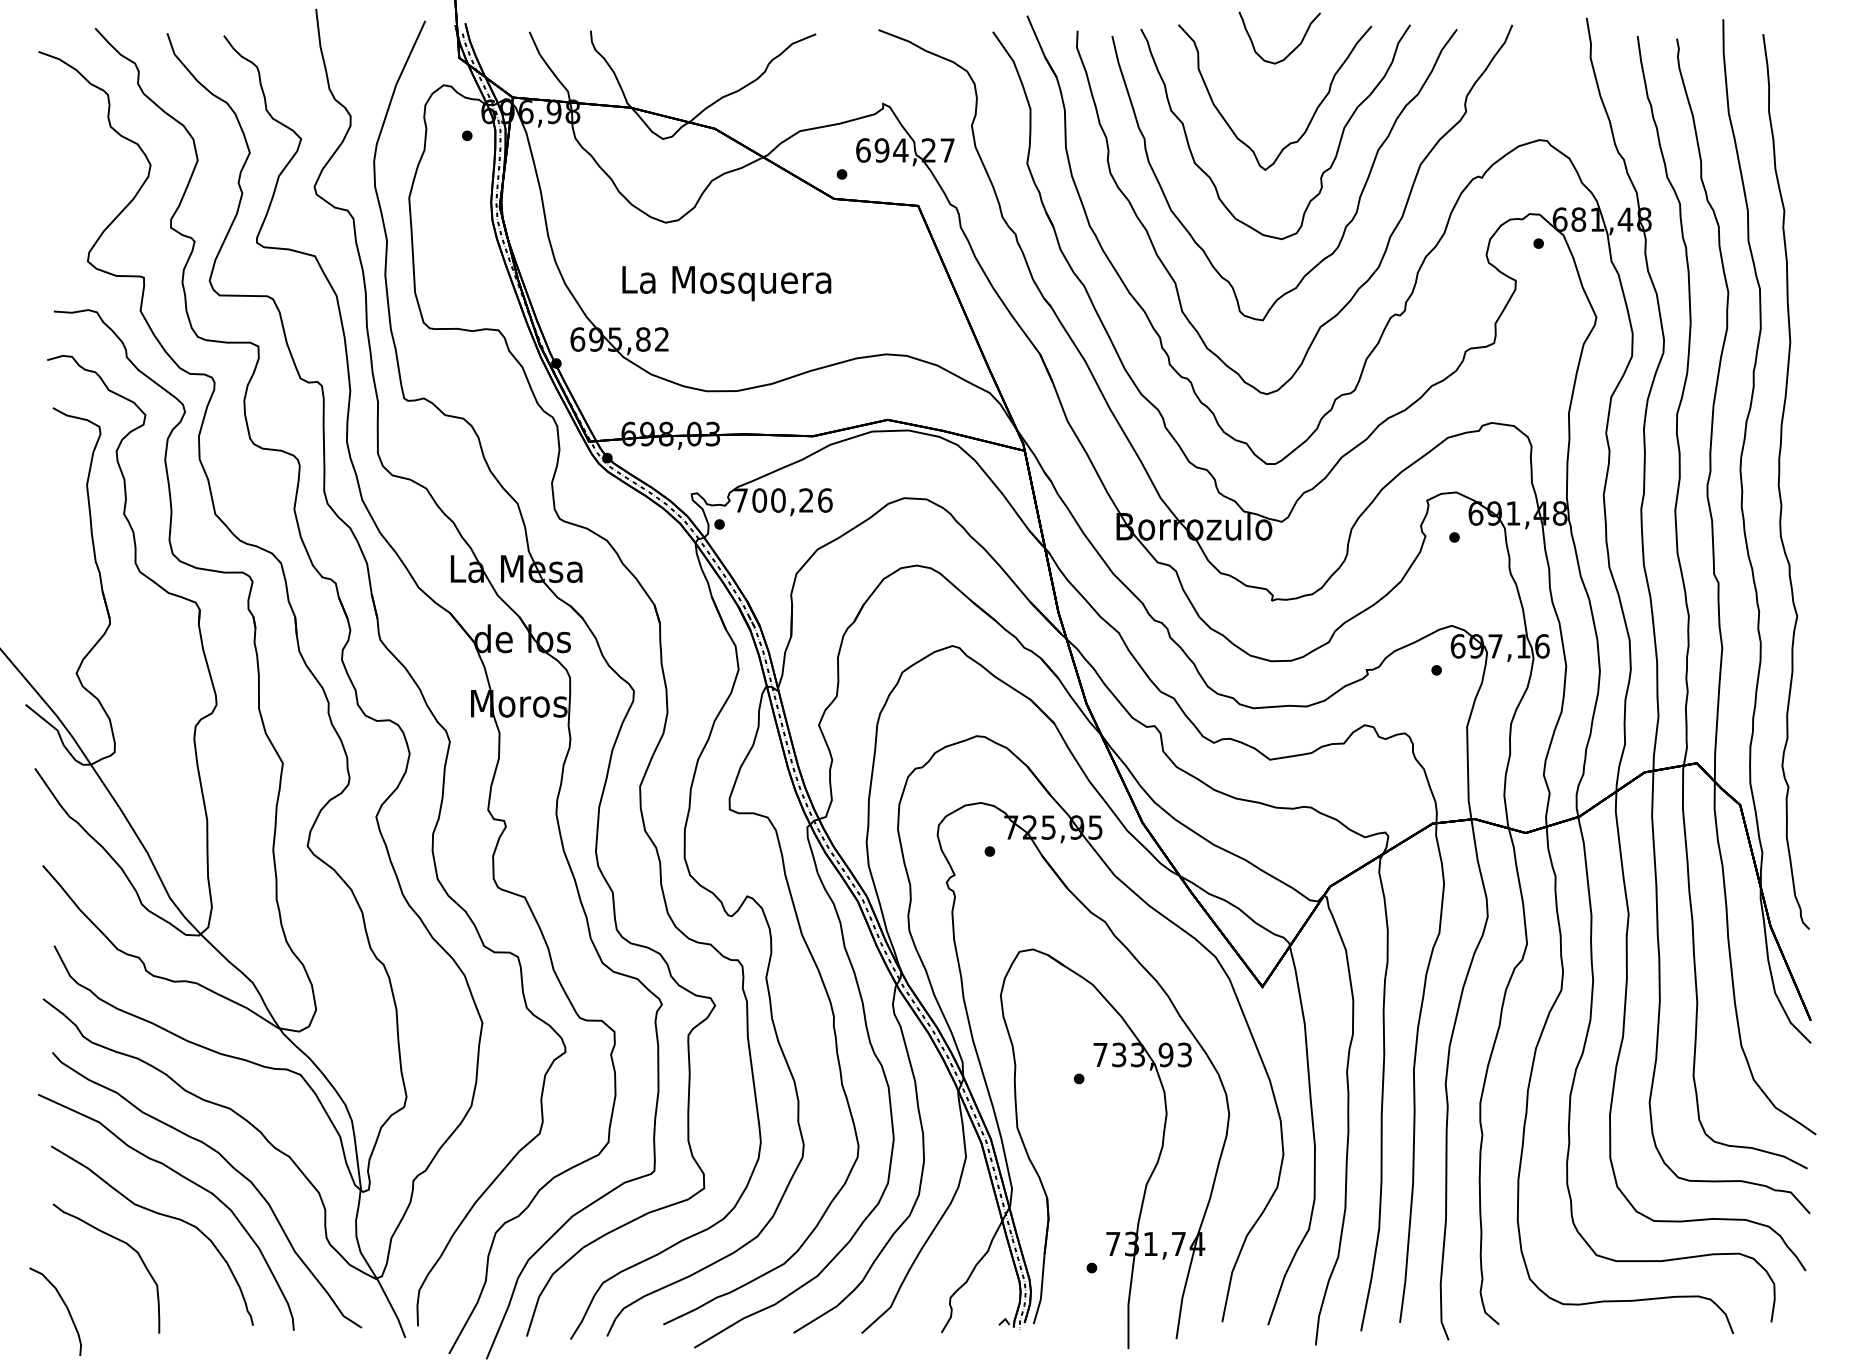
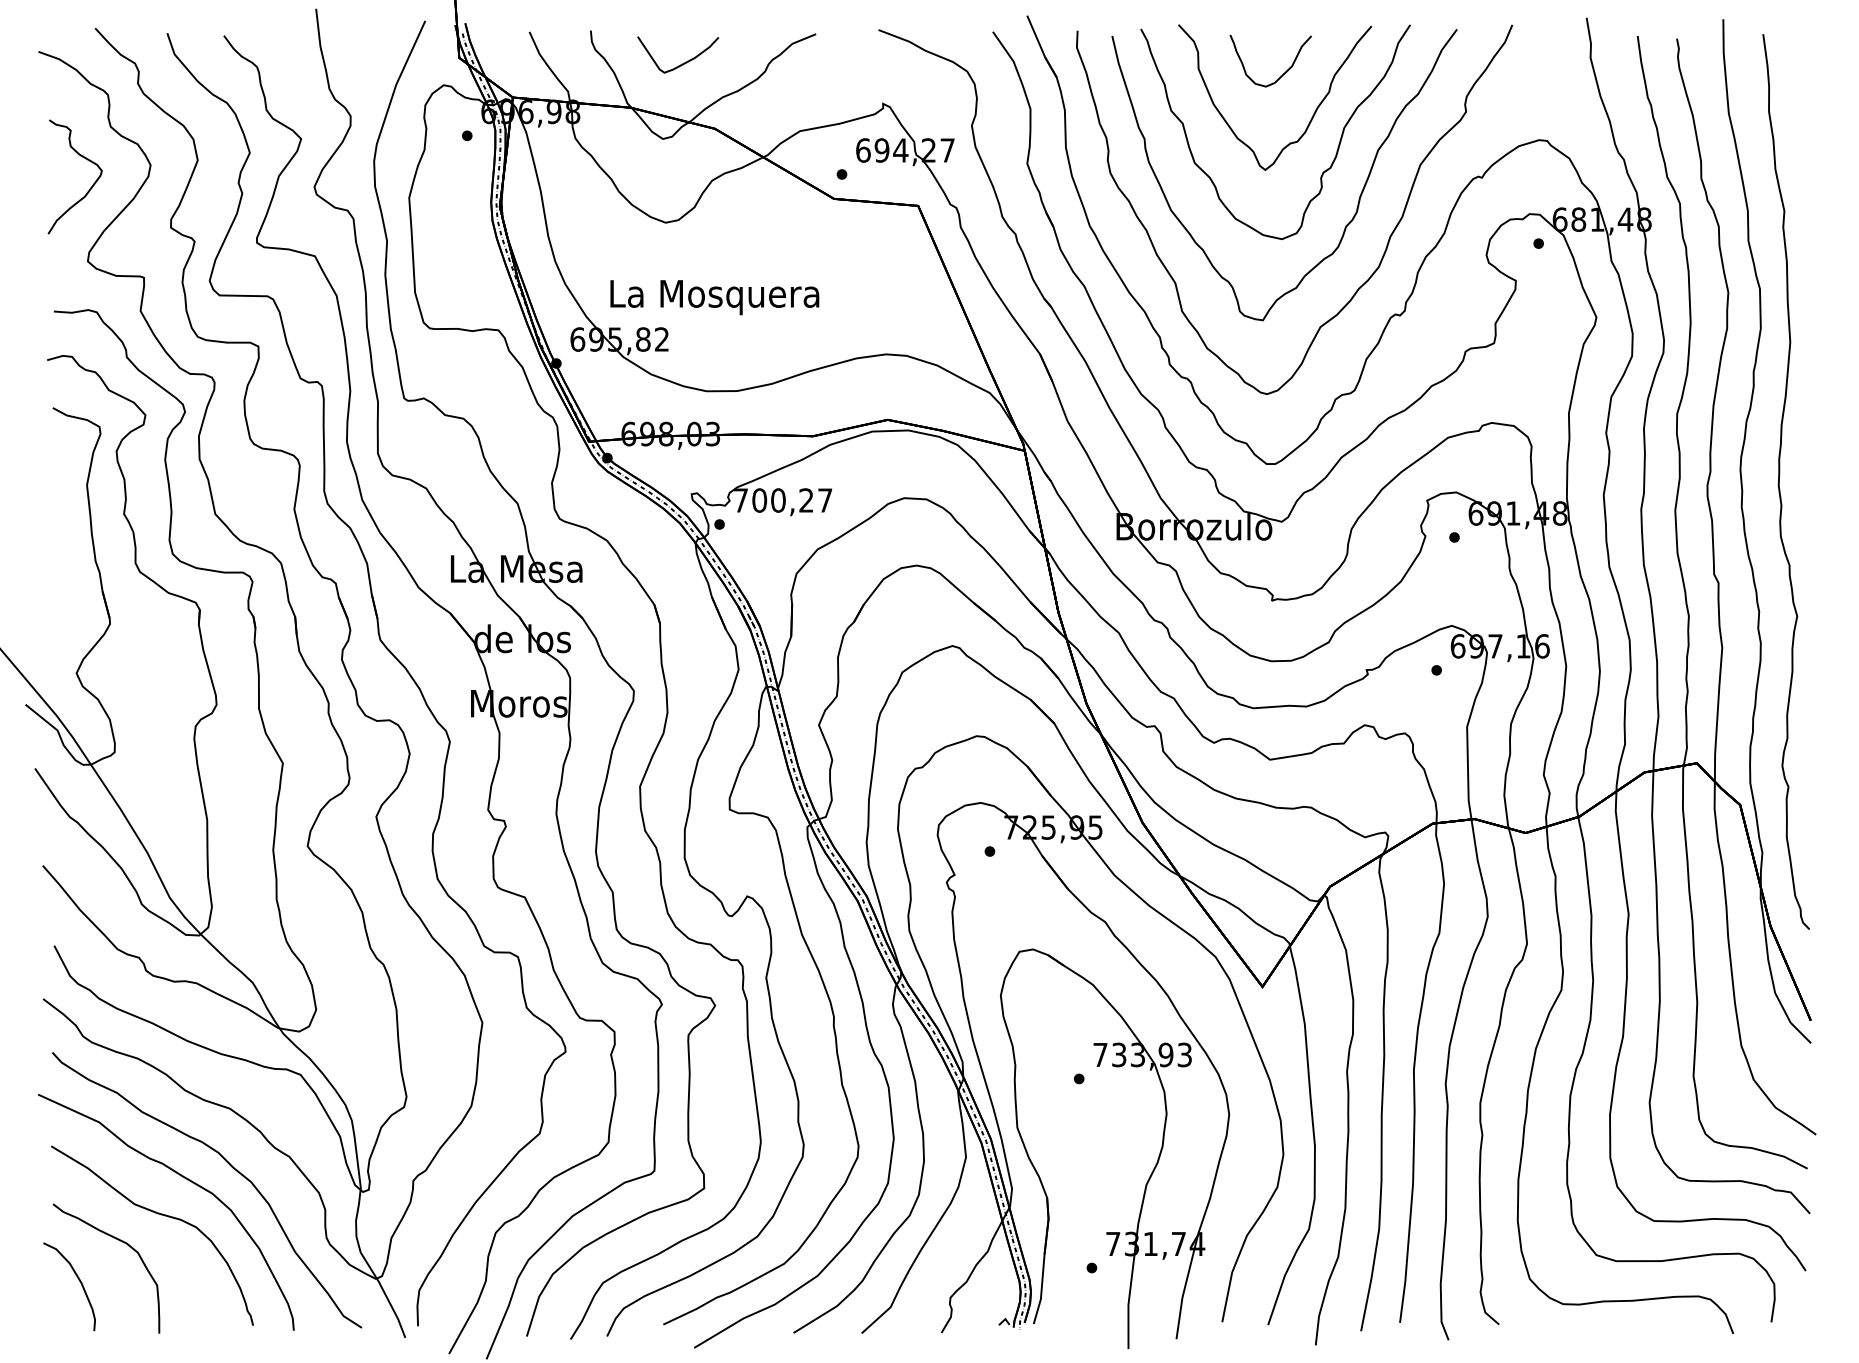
curve position: (1292, 50) -> (1283, 73) (1283, 73)
curve: none -> present (682, 63)
curve: none -> present (89, 188)
text position: (726, 283) -> (714, 297) (714, 297)
text: 700,26 -> 700,27 (825, 500)
curve position: (64, 1305) -> (78, 1280) (78, 1280)
